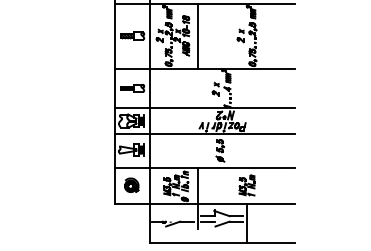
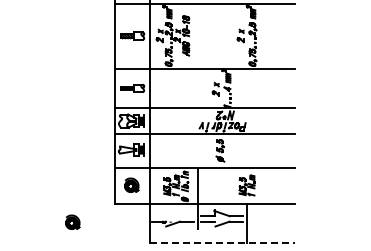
line: present -> none (198, 36)
part: none -> present (72, 221)
line: solid -> dashed (222, 243)
